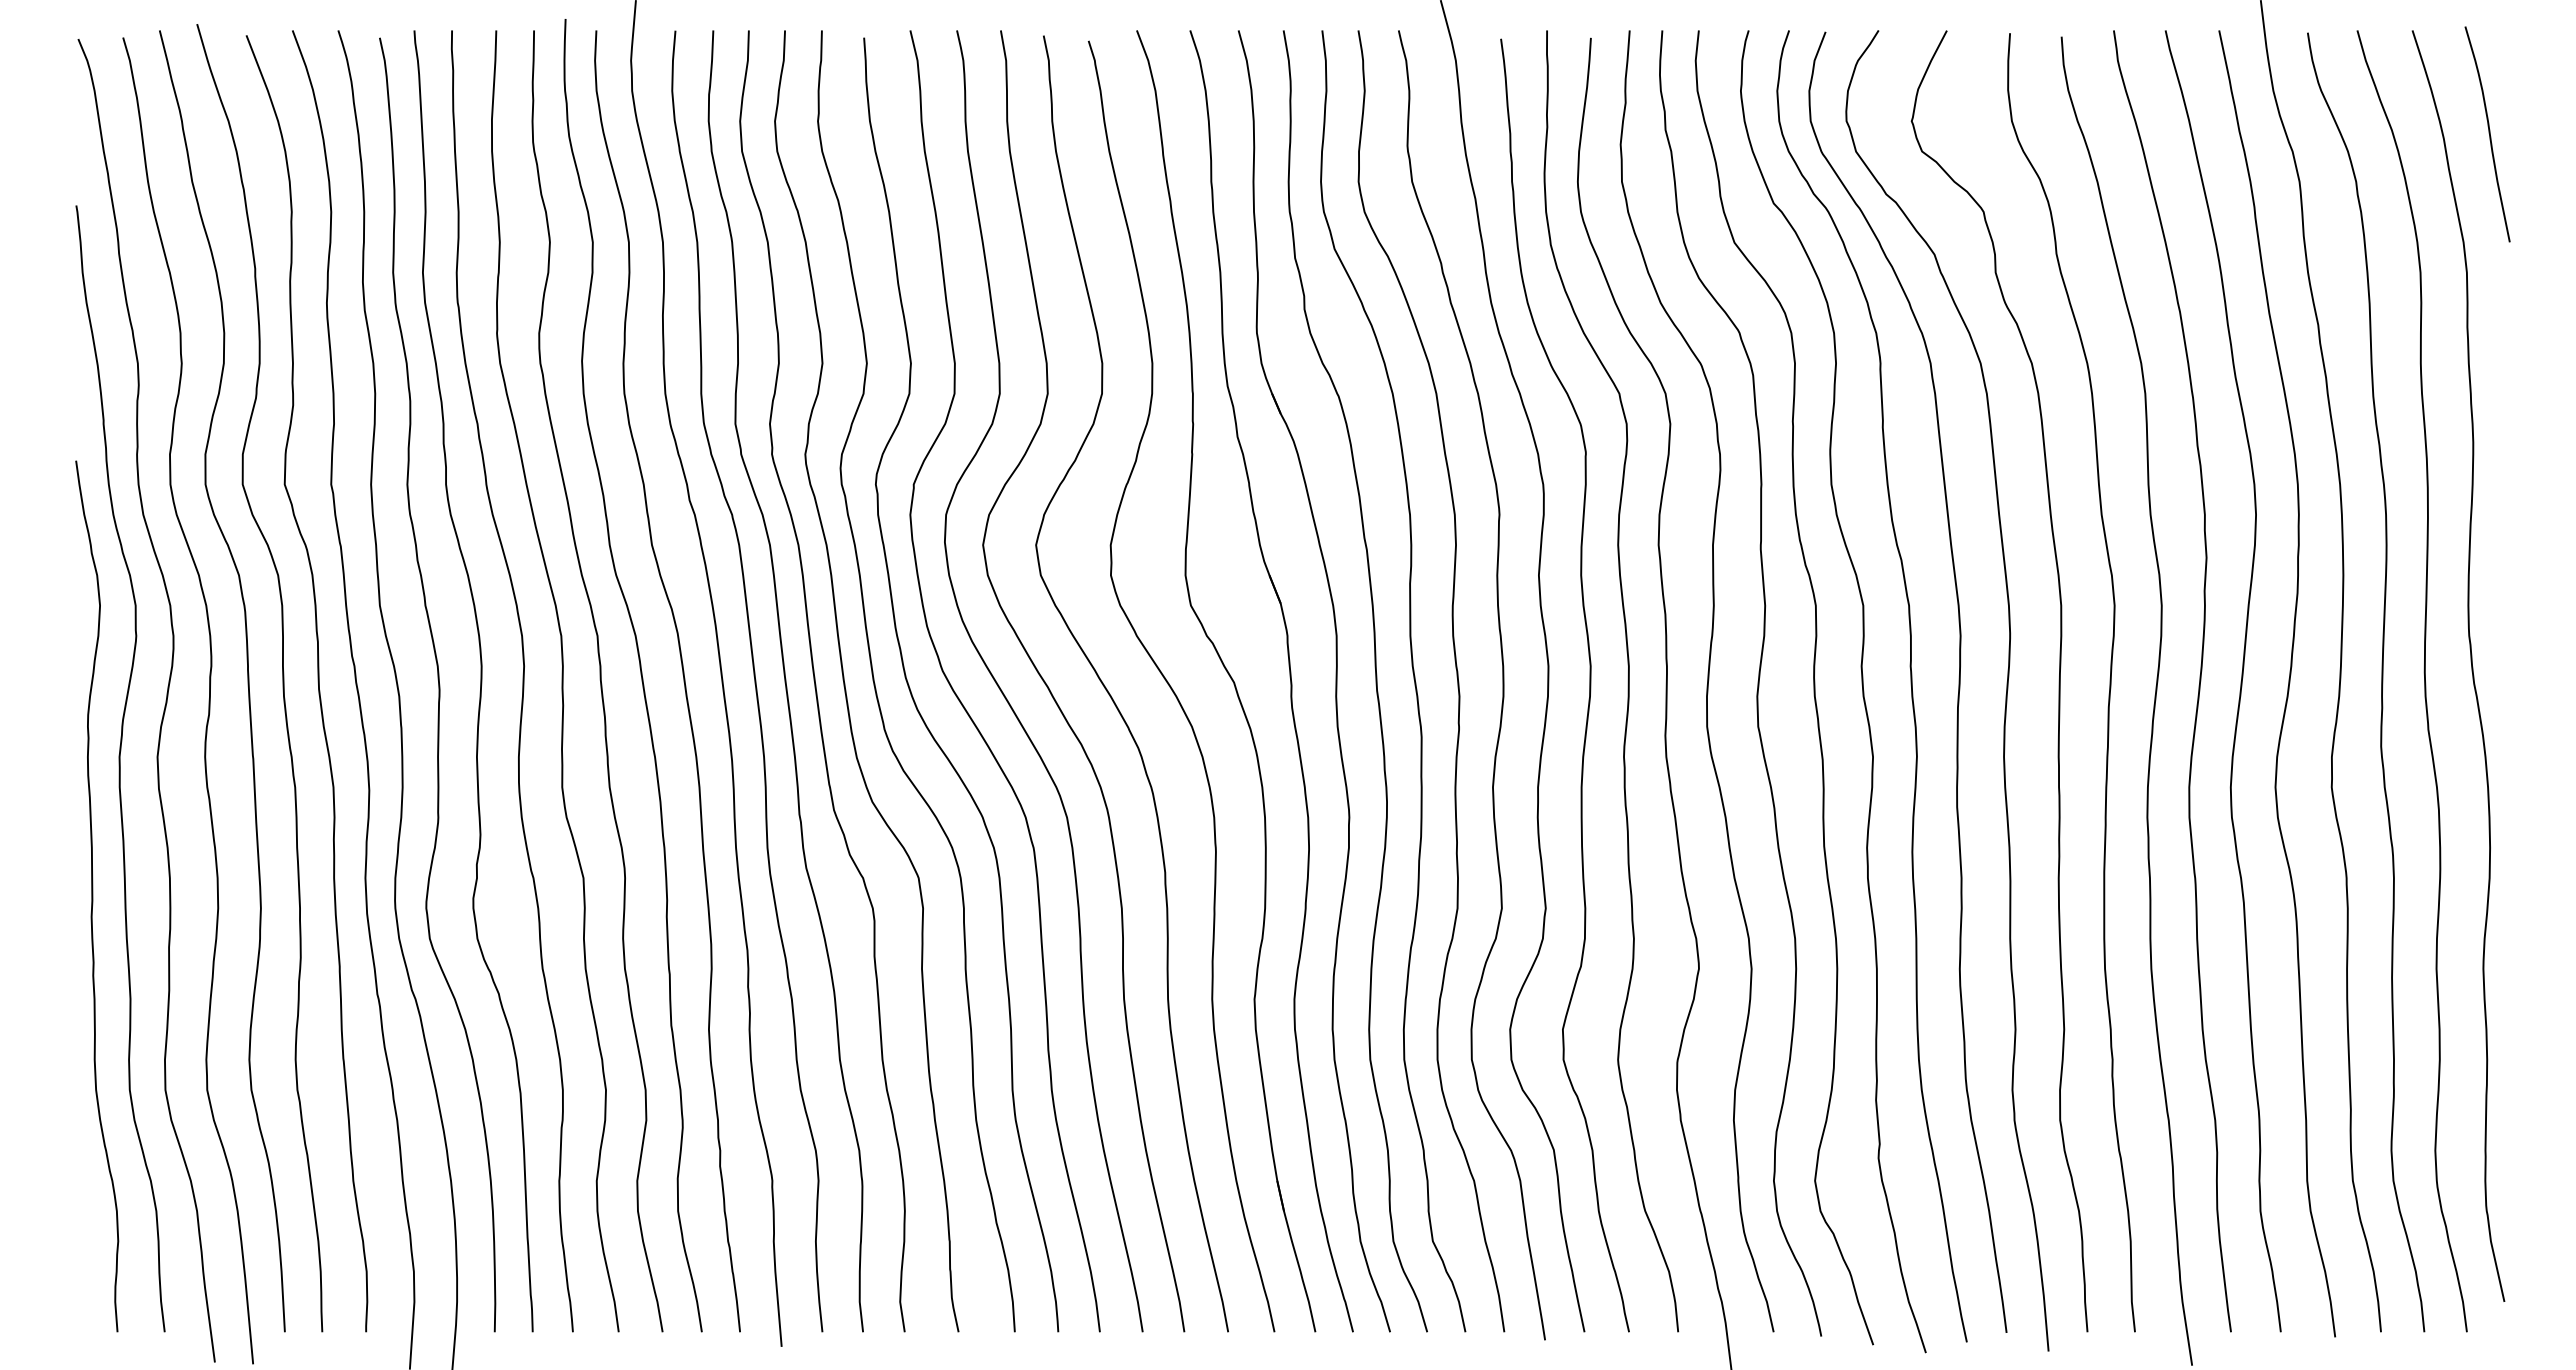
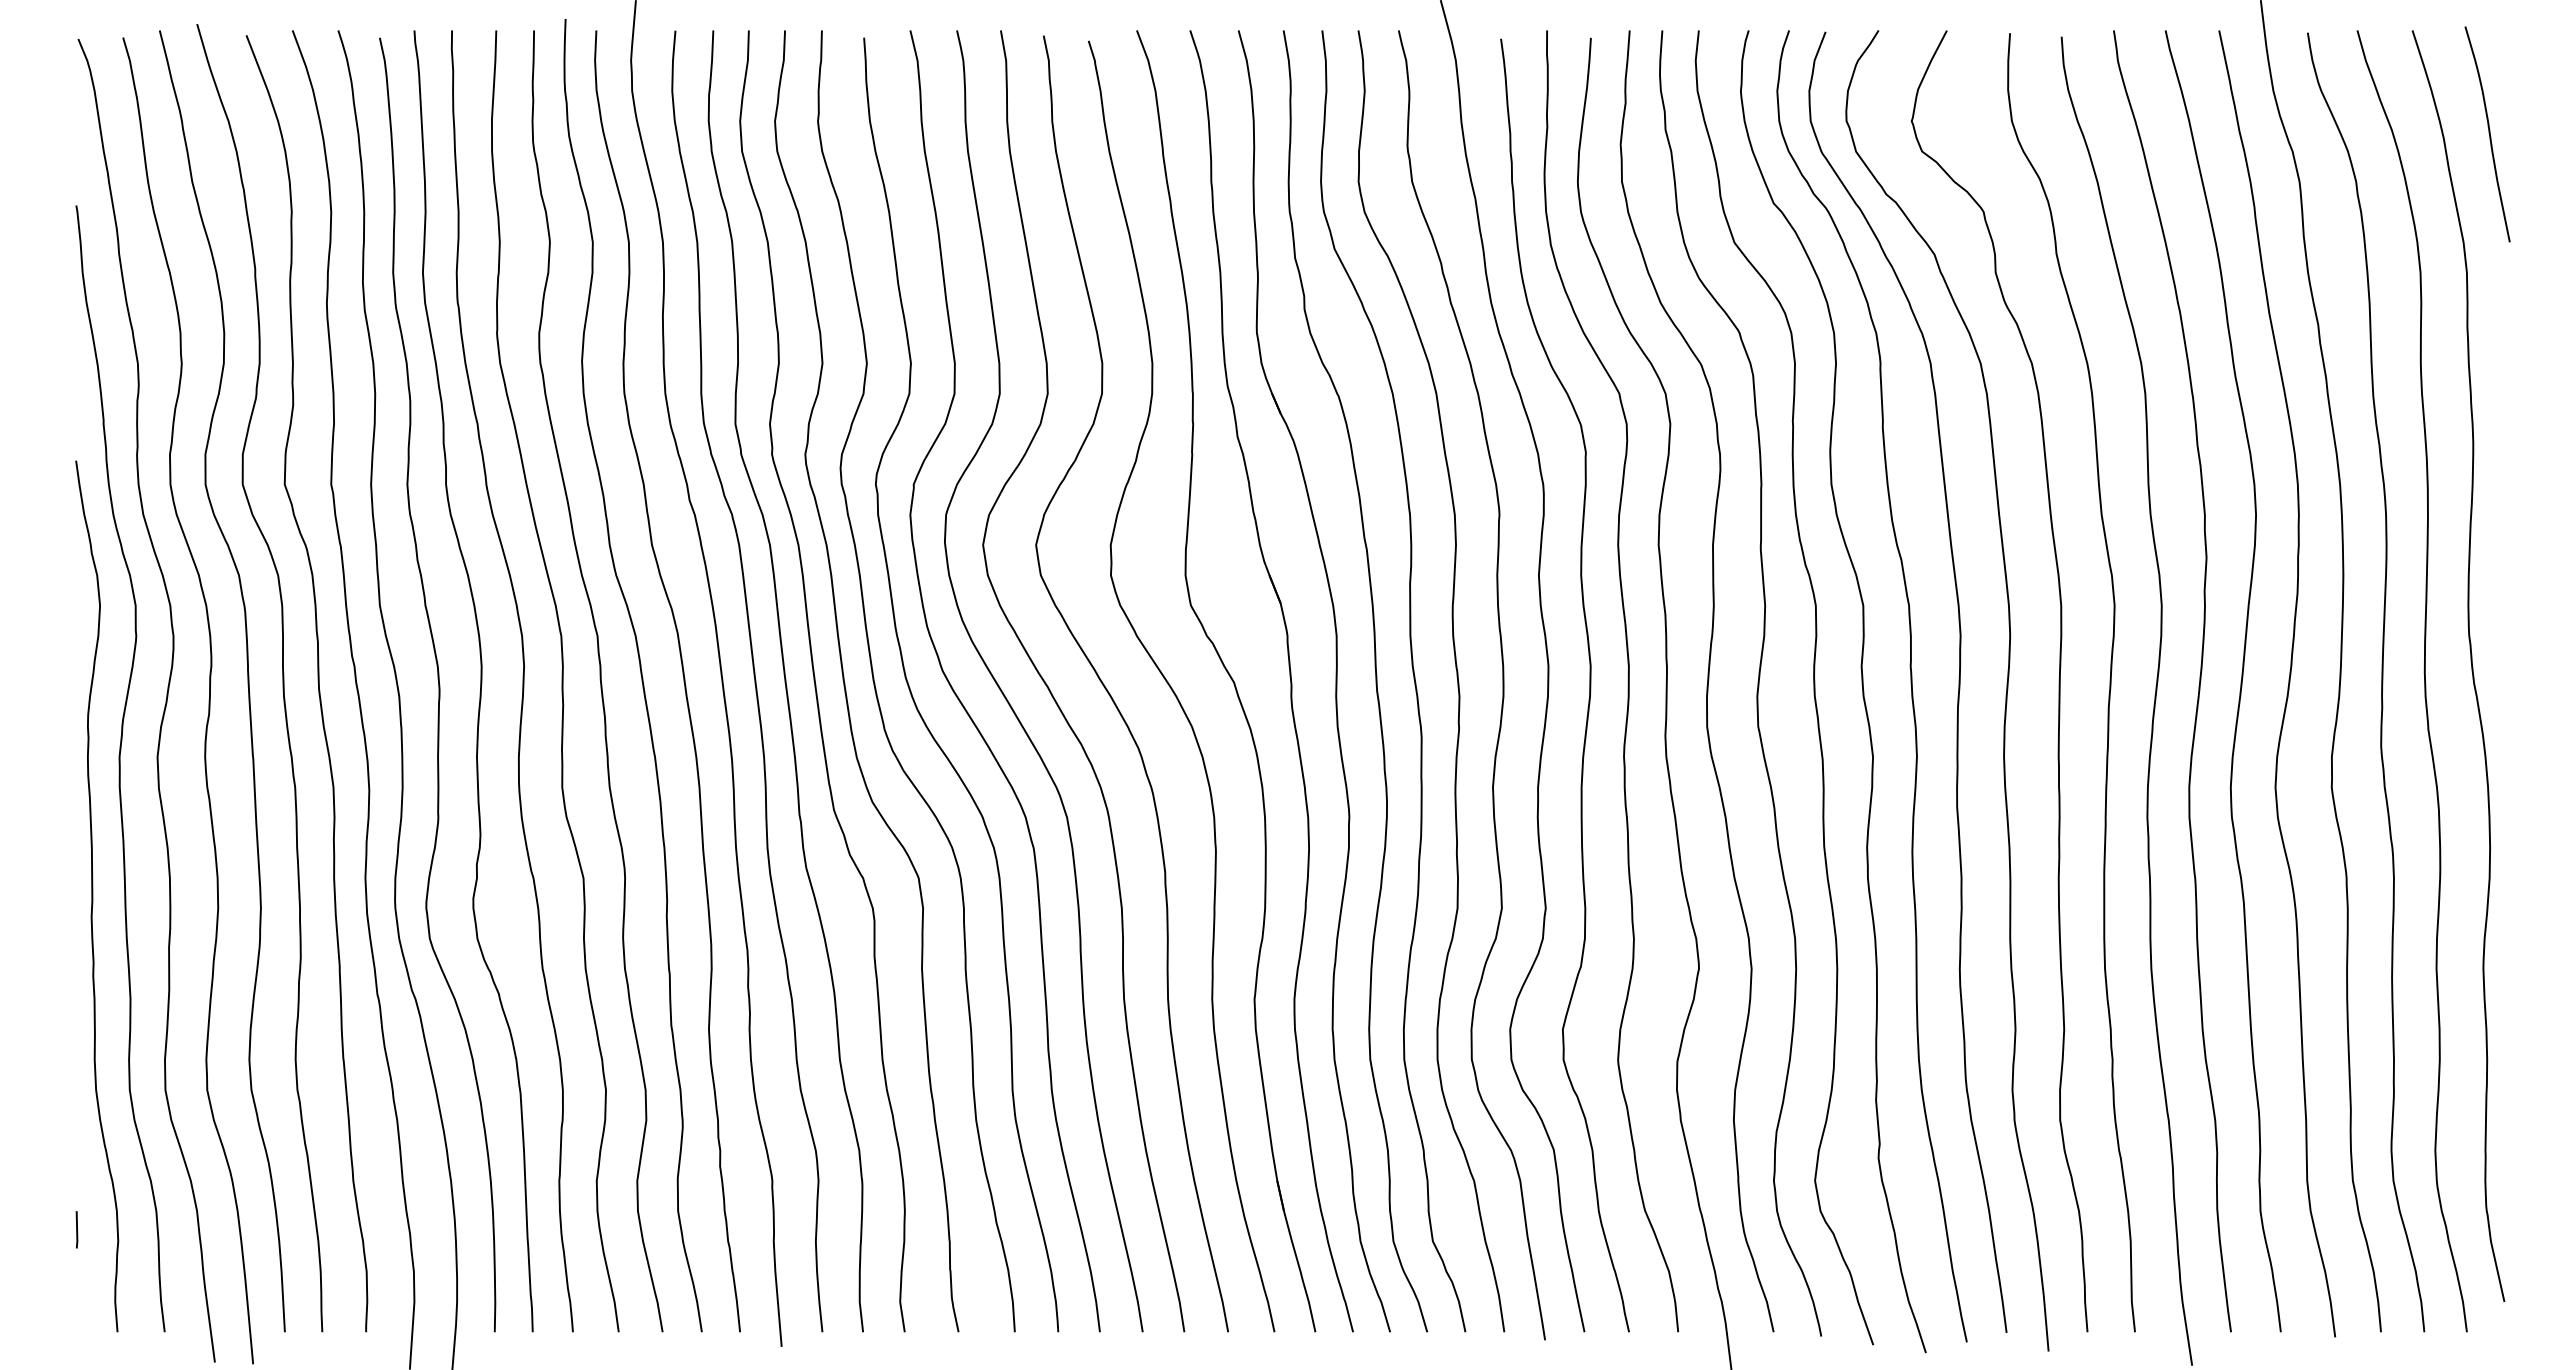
line: none -> present (76, 1229)
